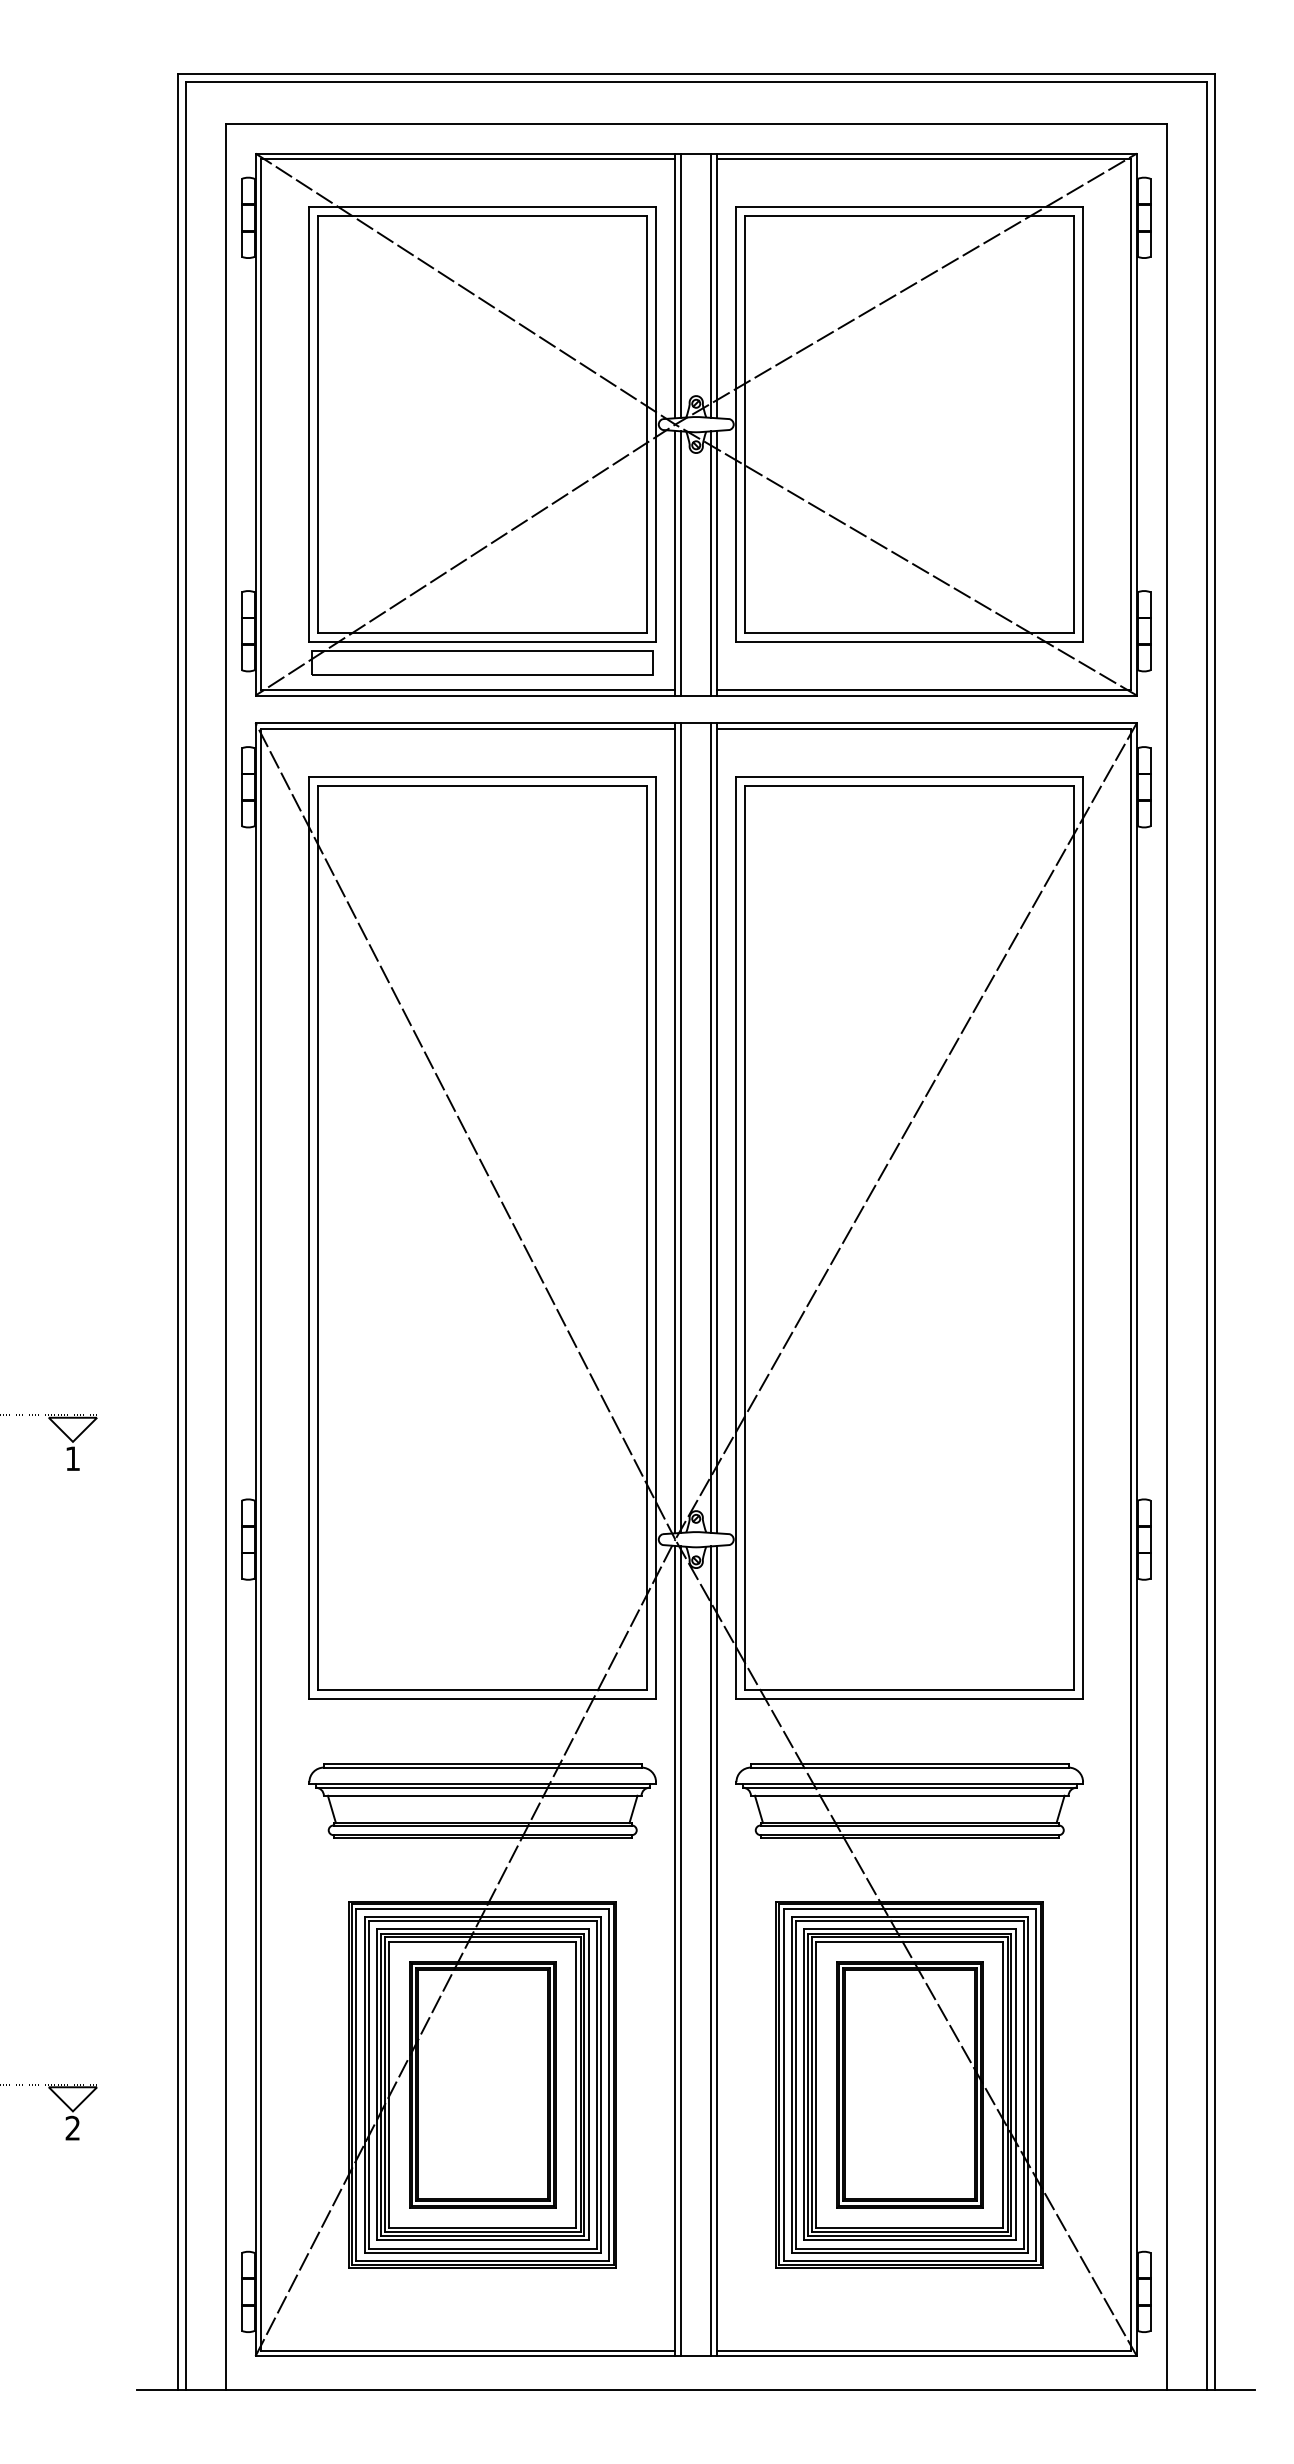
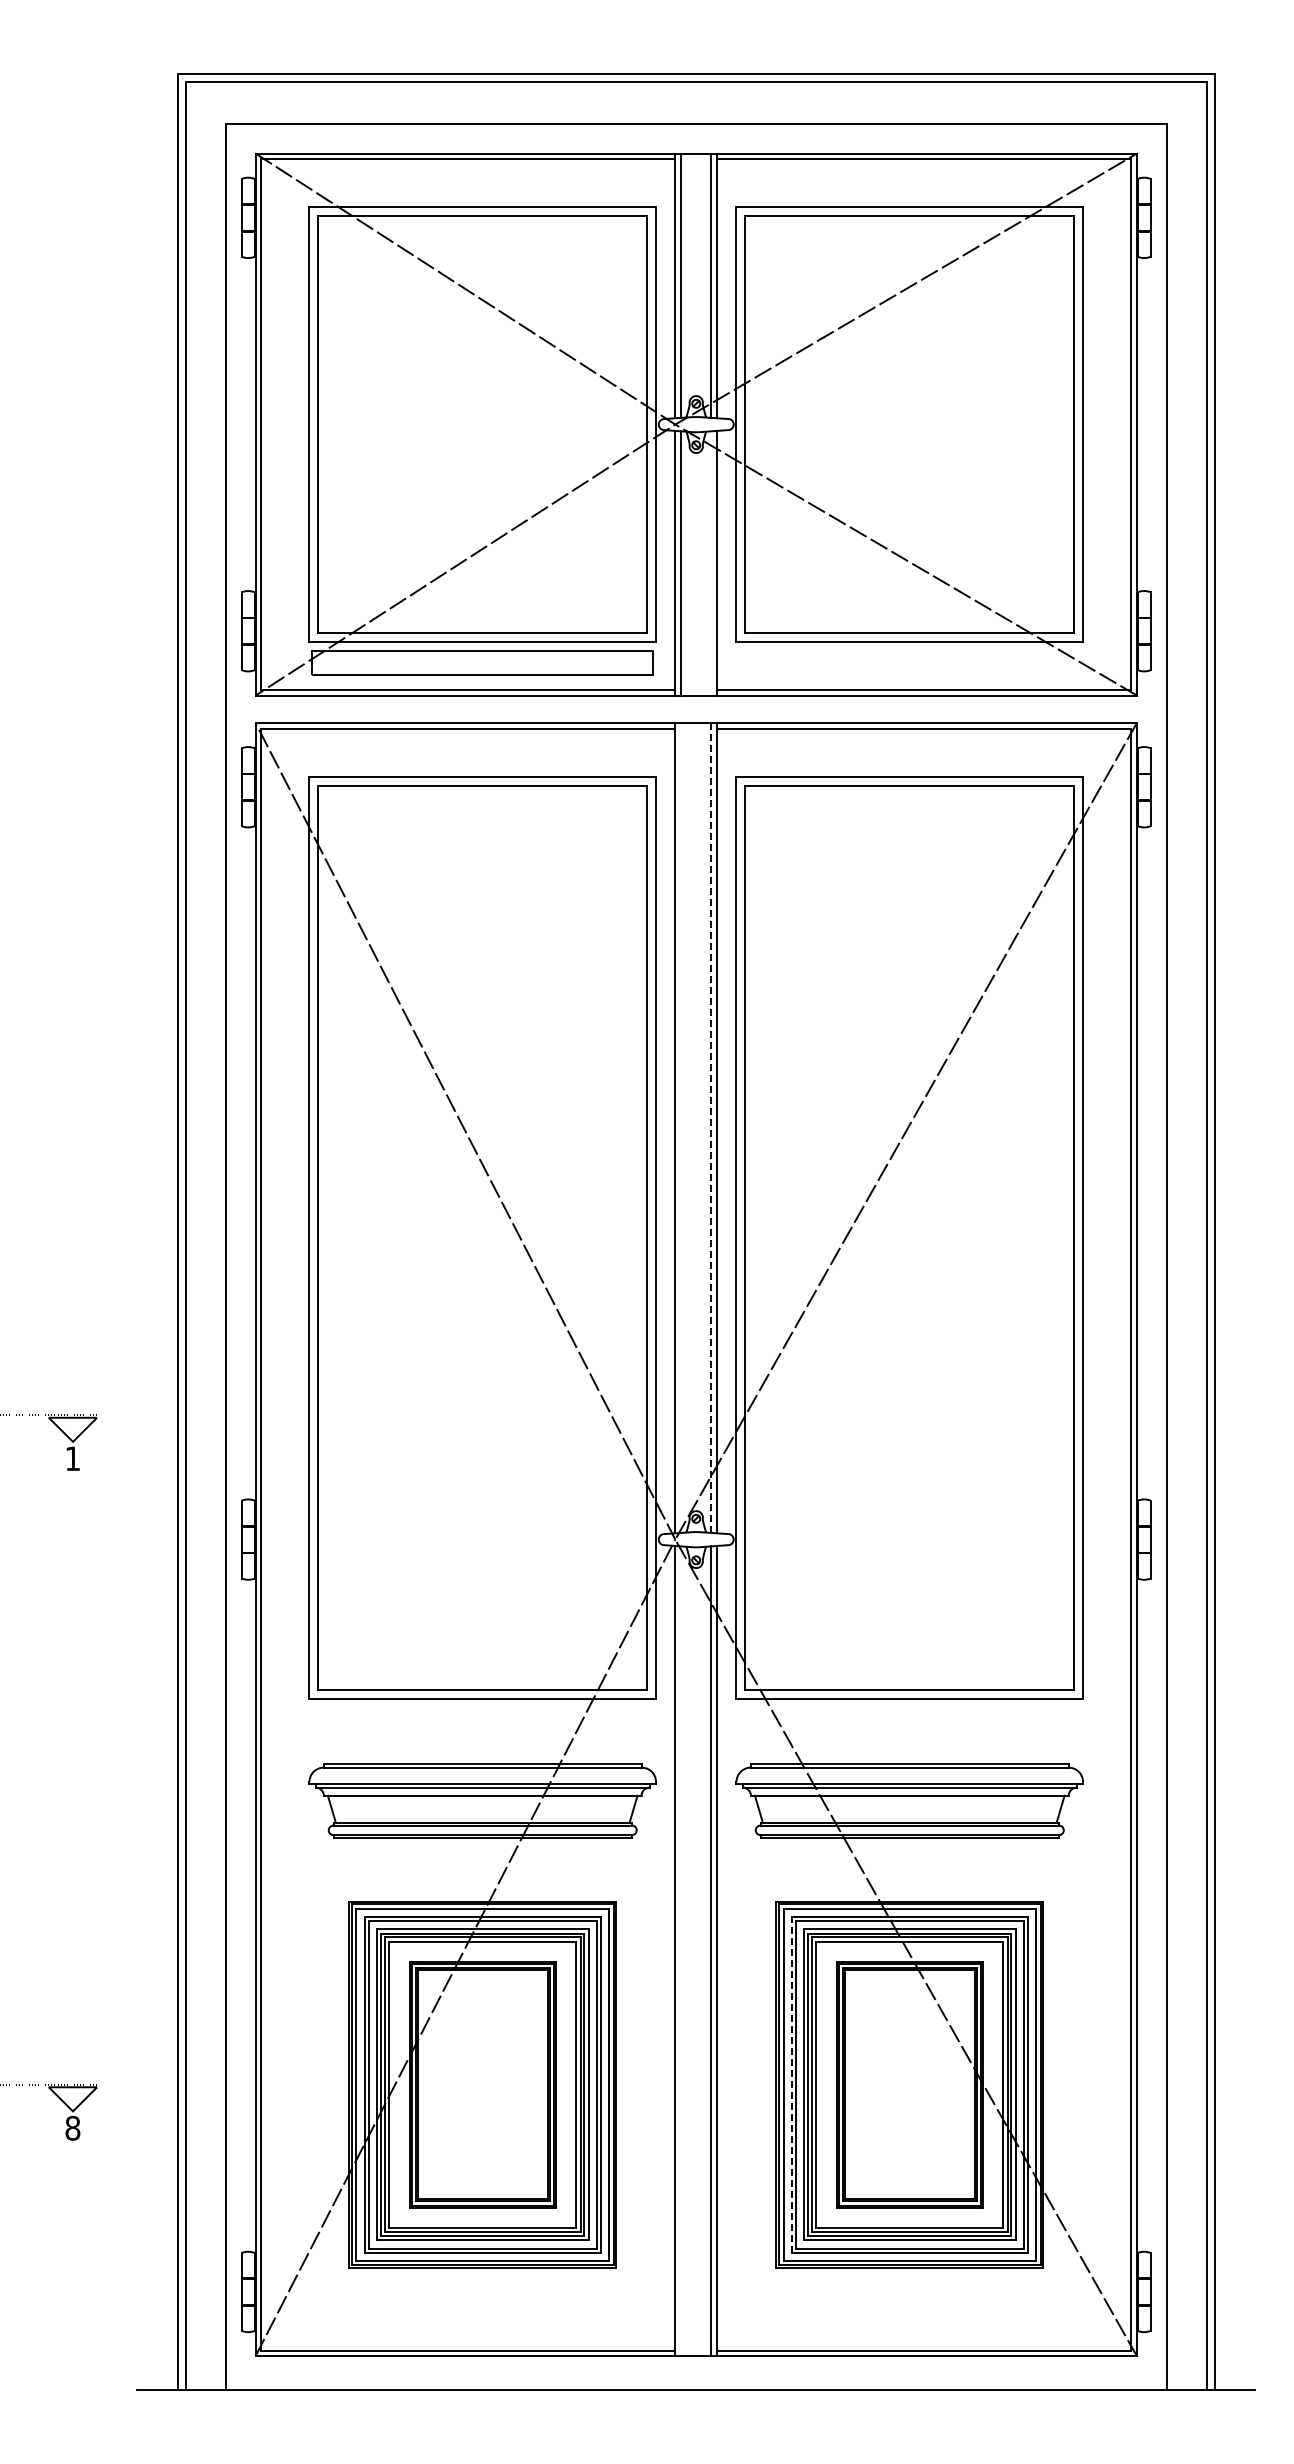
line: present -> none (711, 563)
line: present -> none (681, 1127)
line: solid -> dashed (711, 1128)
line: present -> none (681, 1951)
line: solid -> dashed (791, 2084)
text: 2 -> 8 (72, 2128)
